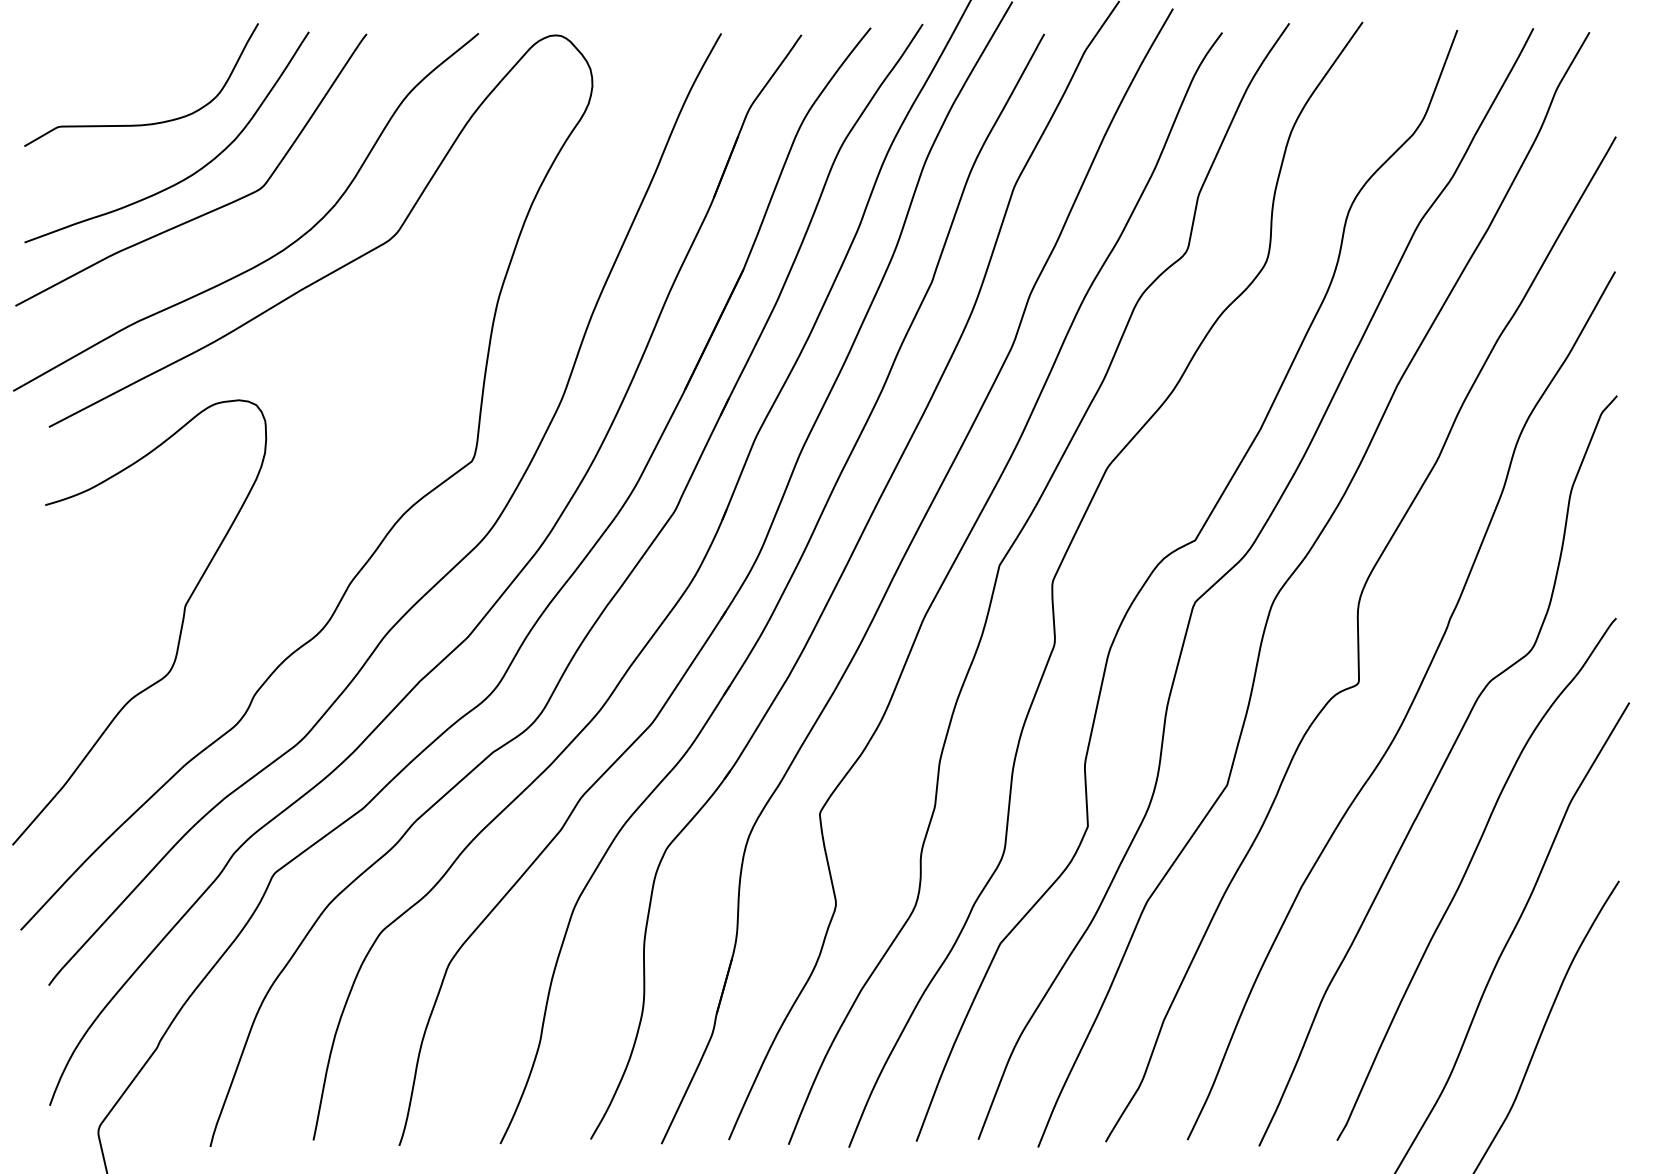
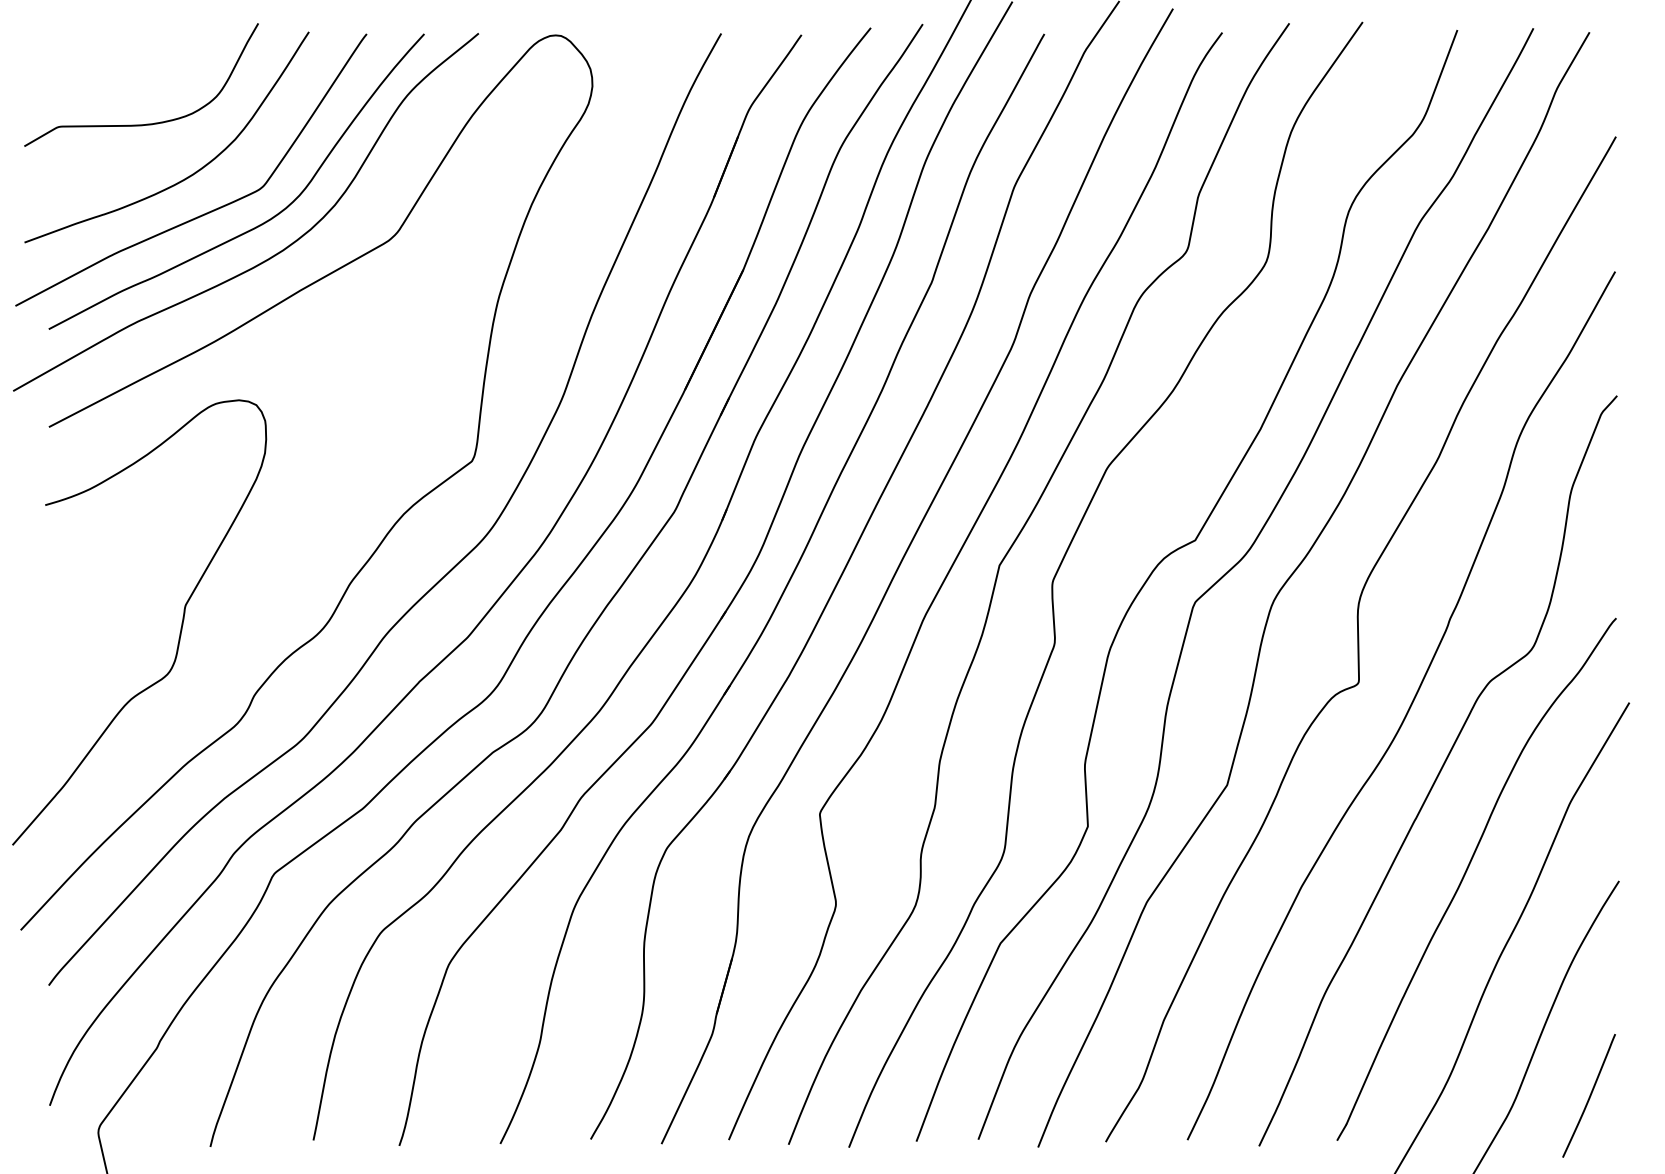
curve: none -> present (257, 225)
curve: none -> present (1589, 1095)
